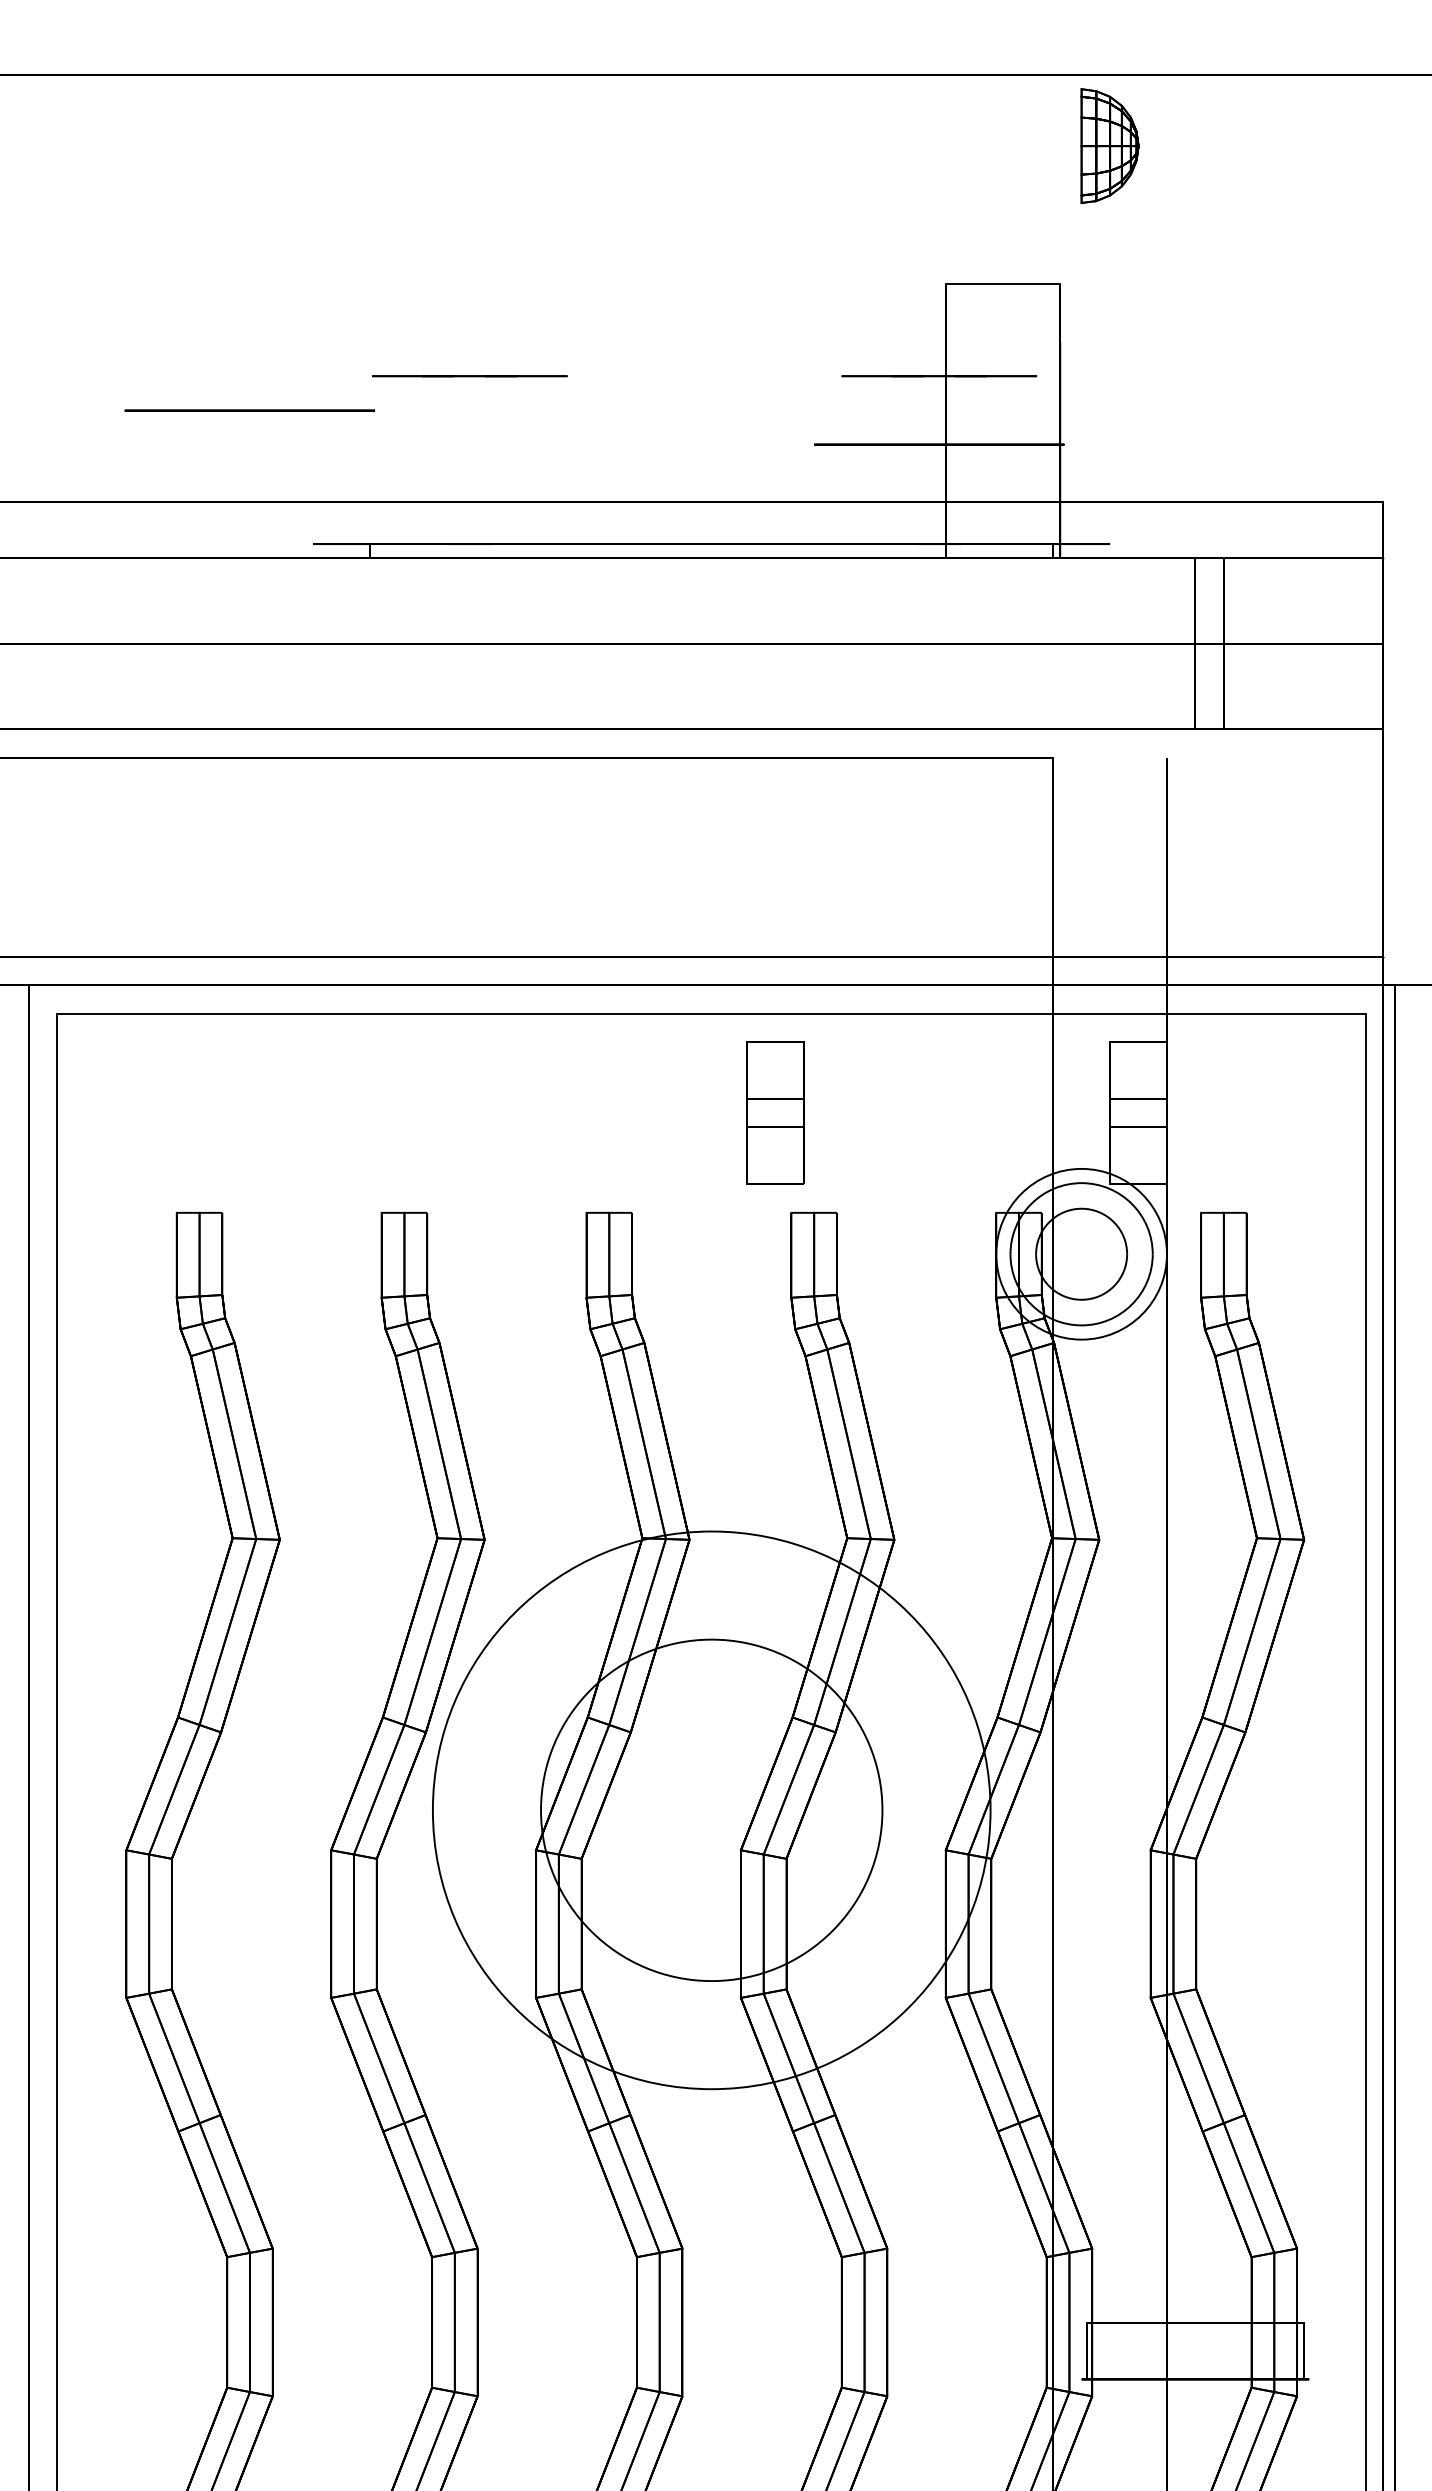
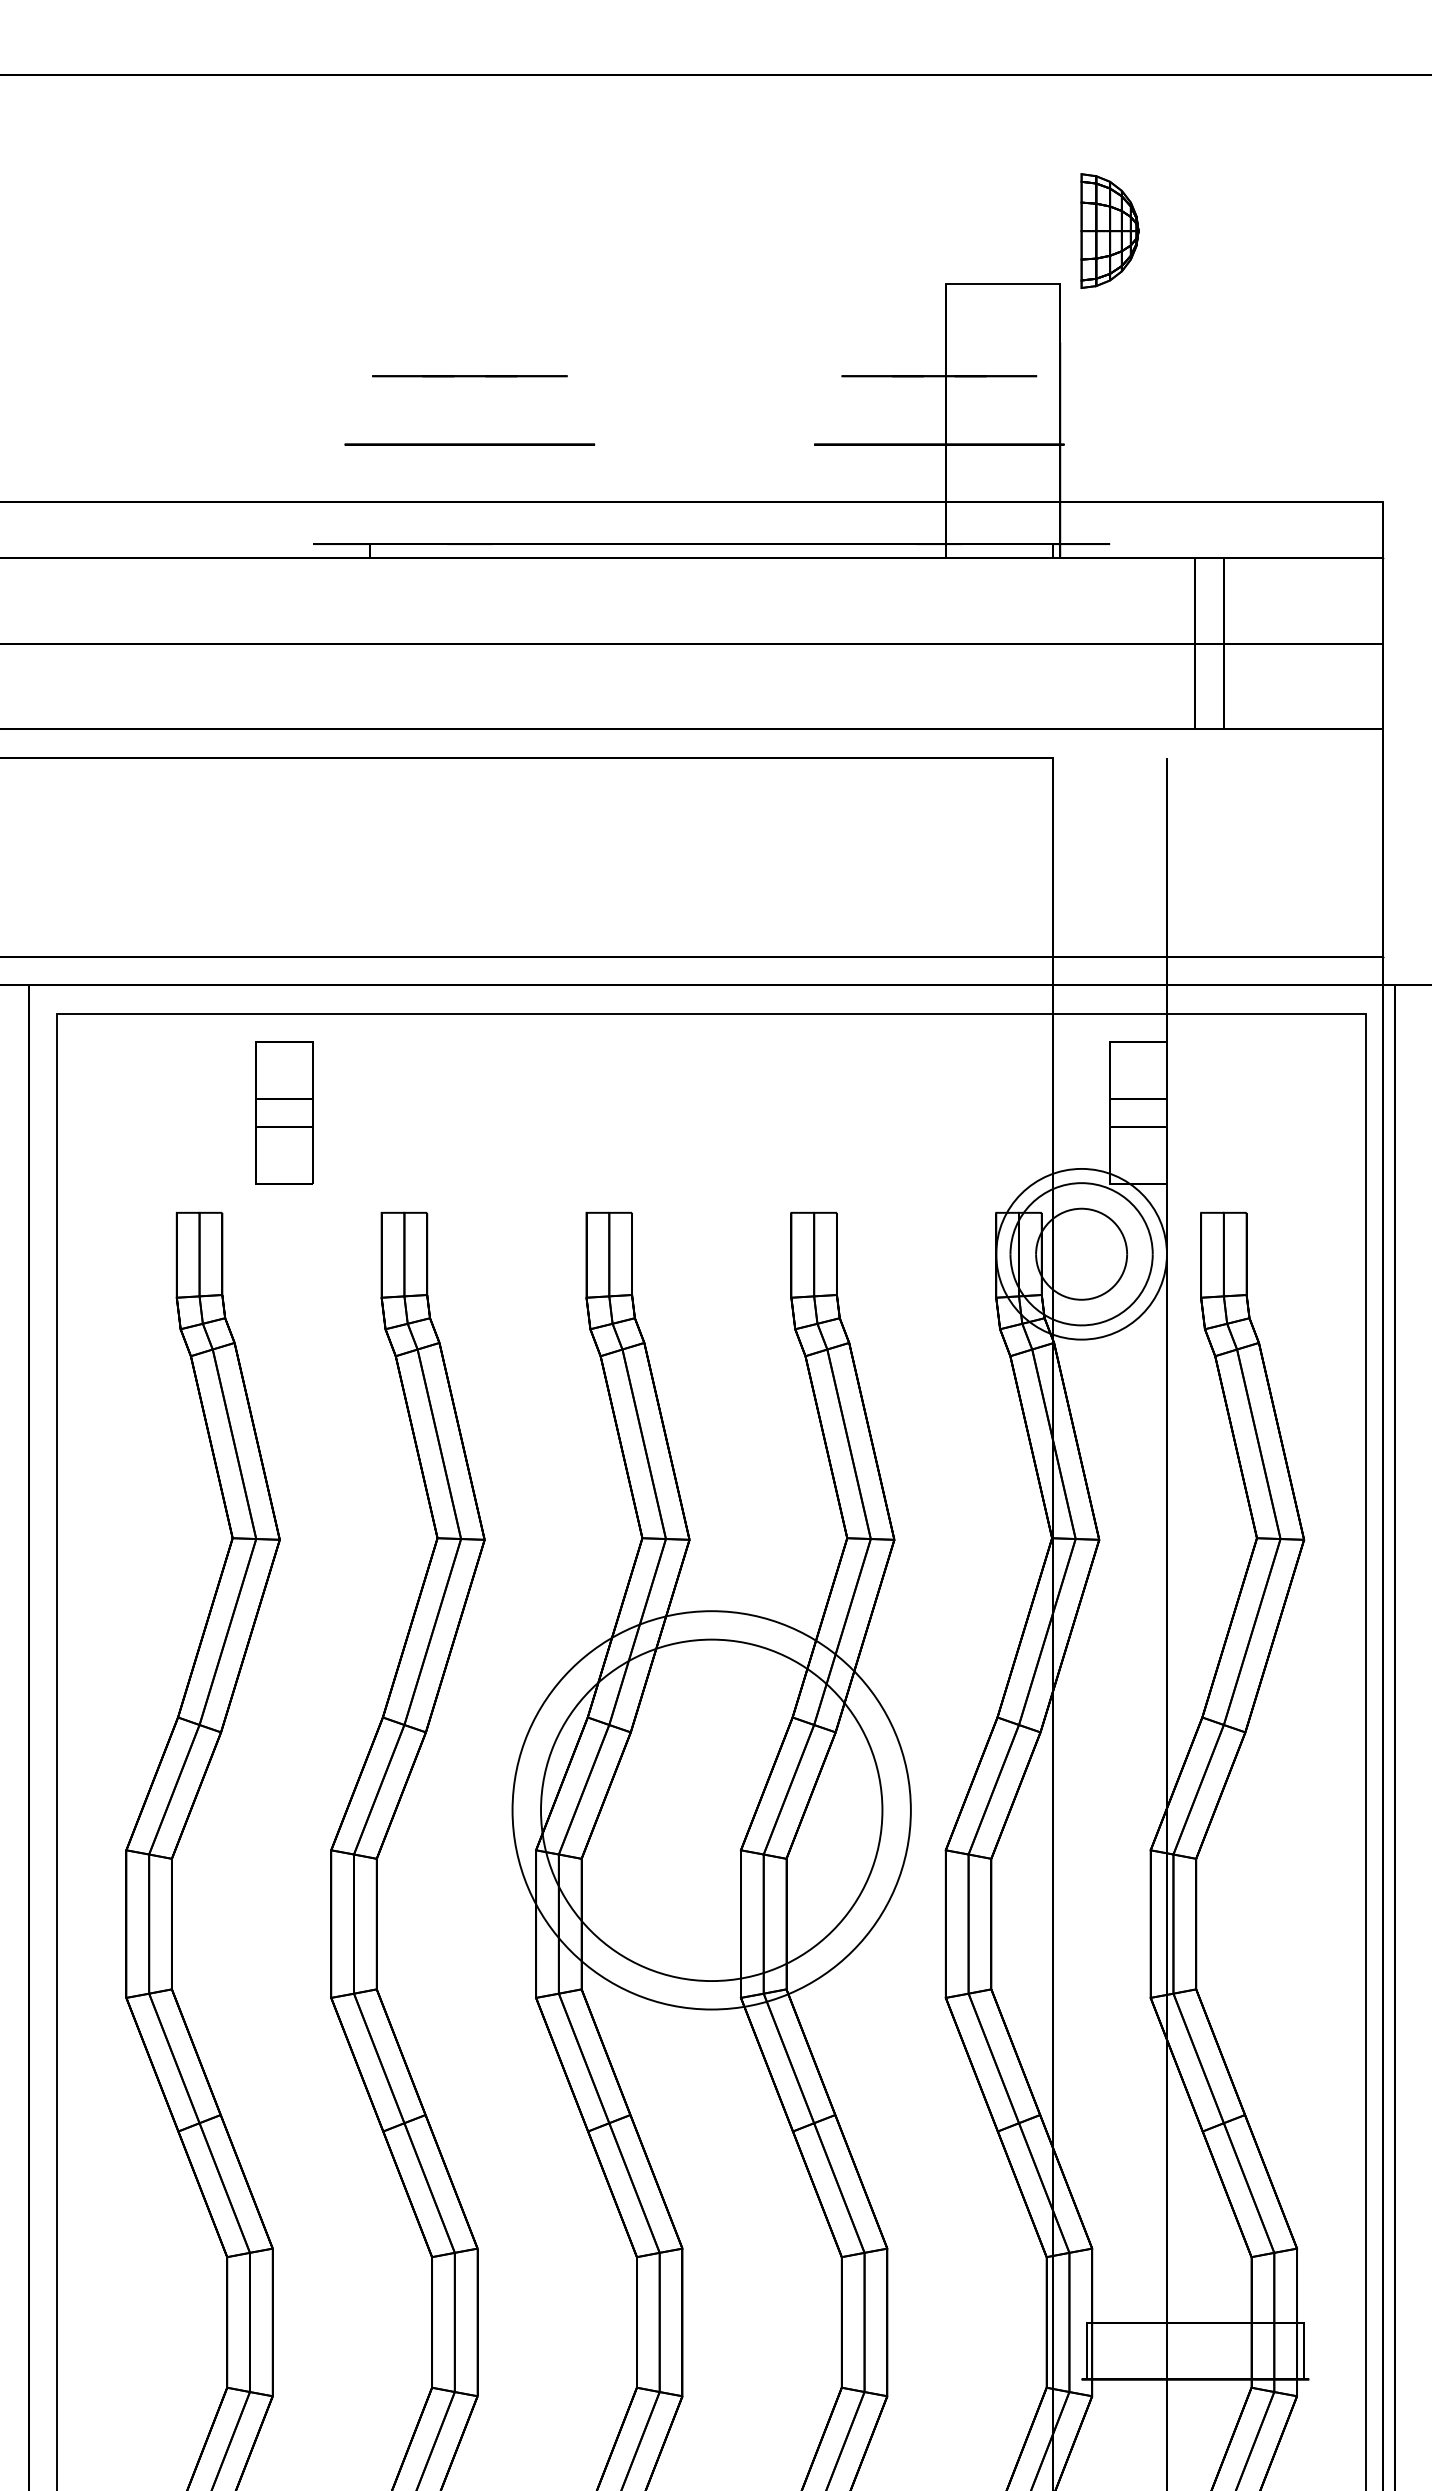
part position: (1109, 145) -> (1109, 230) (1109, 230)
circle position: (249, 410) -> (469, 444) (469, 444)
part position: (775, 1112) -> (284, 1112) (284, 1112)
circle diameter: 558 px -> 398 px (711, 1810)
